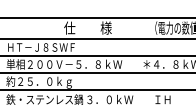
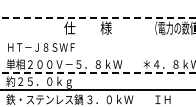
line: solid -> dashed (97, 17)
line: present -> none (97, 38)
line: present -> none (97, 56)
line: solid -> dashed (97, 73)
